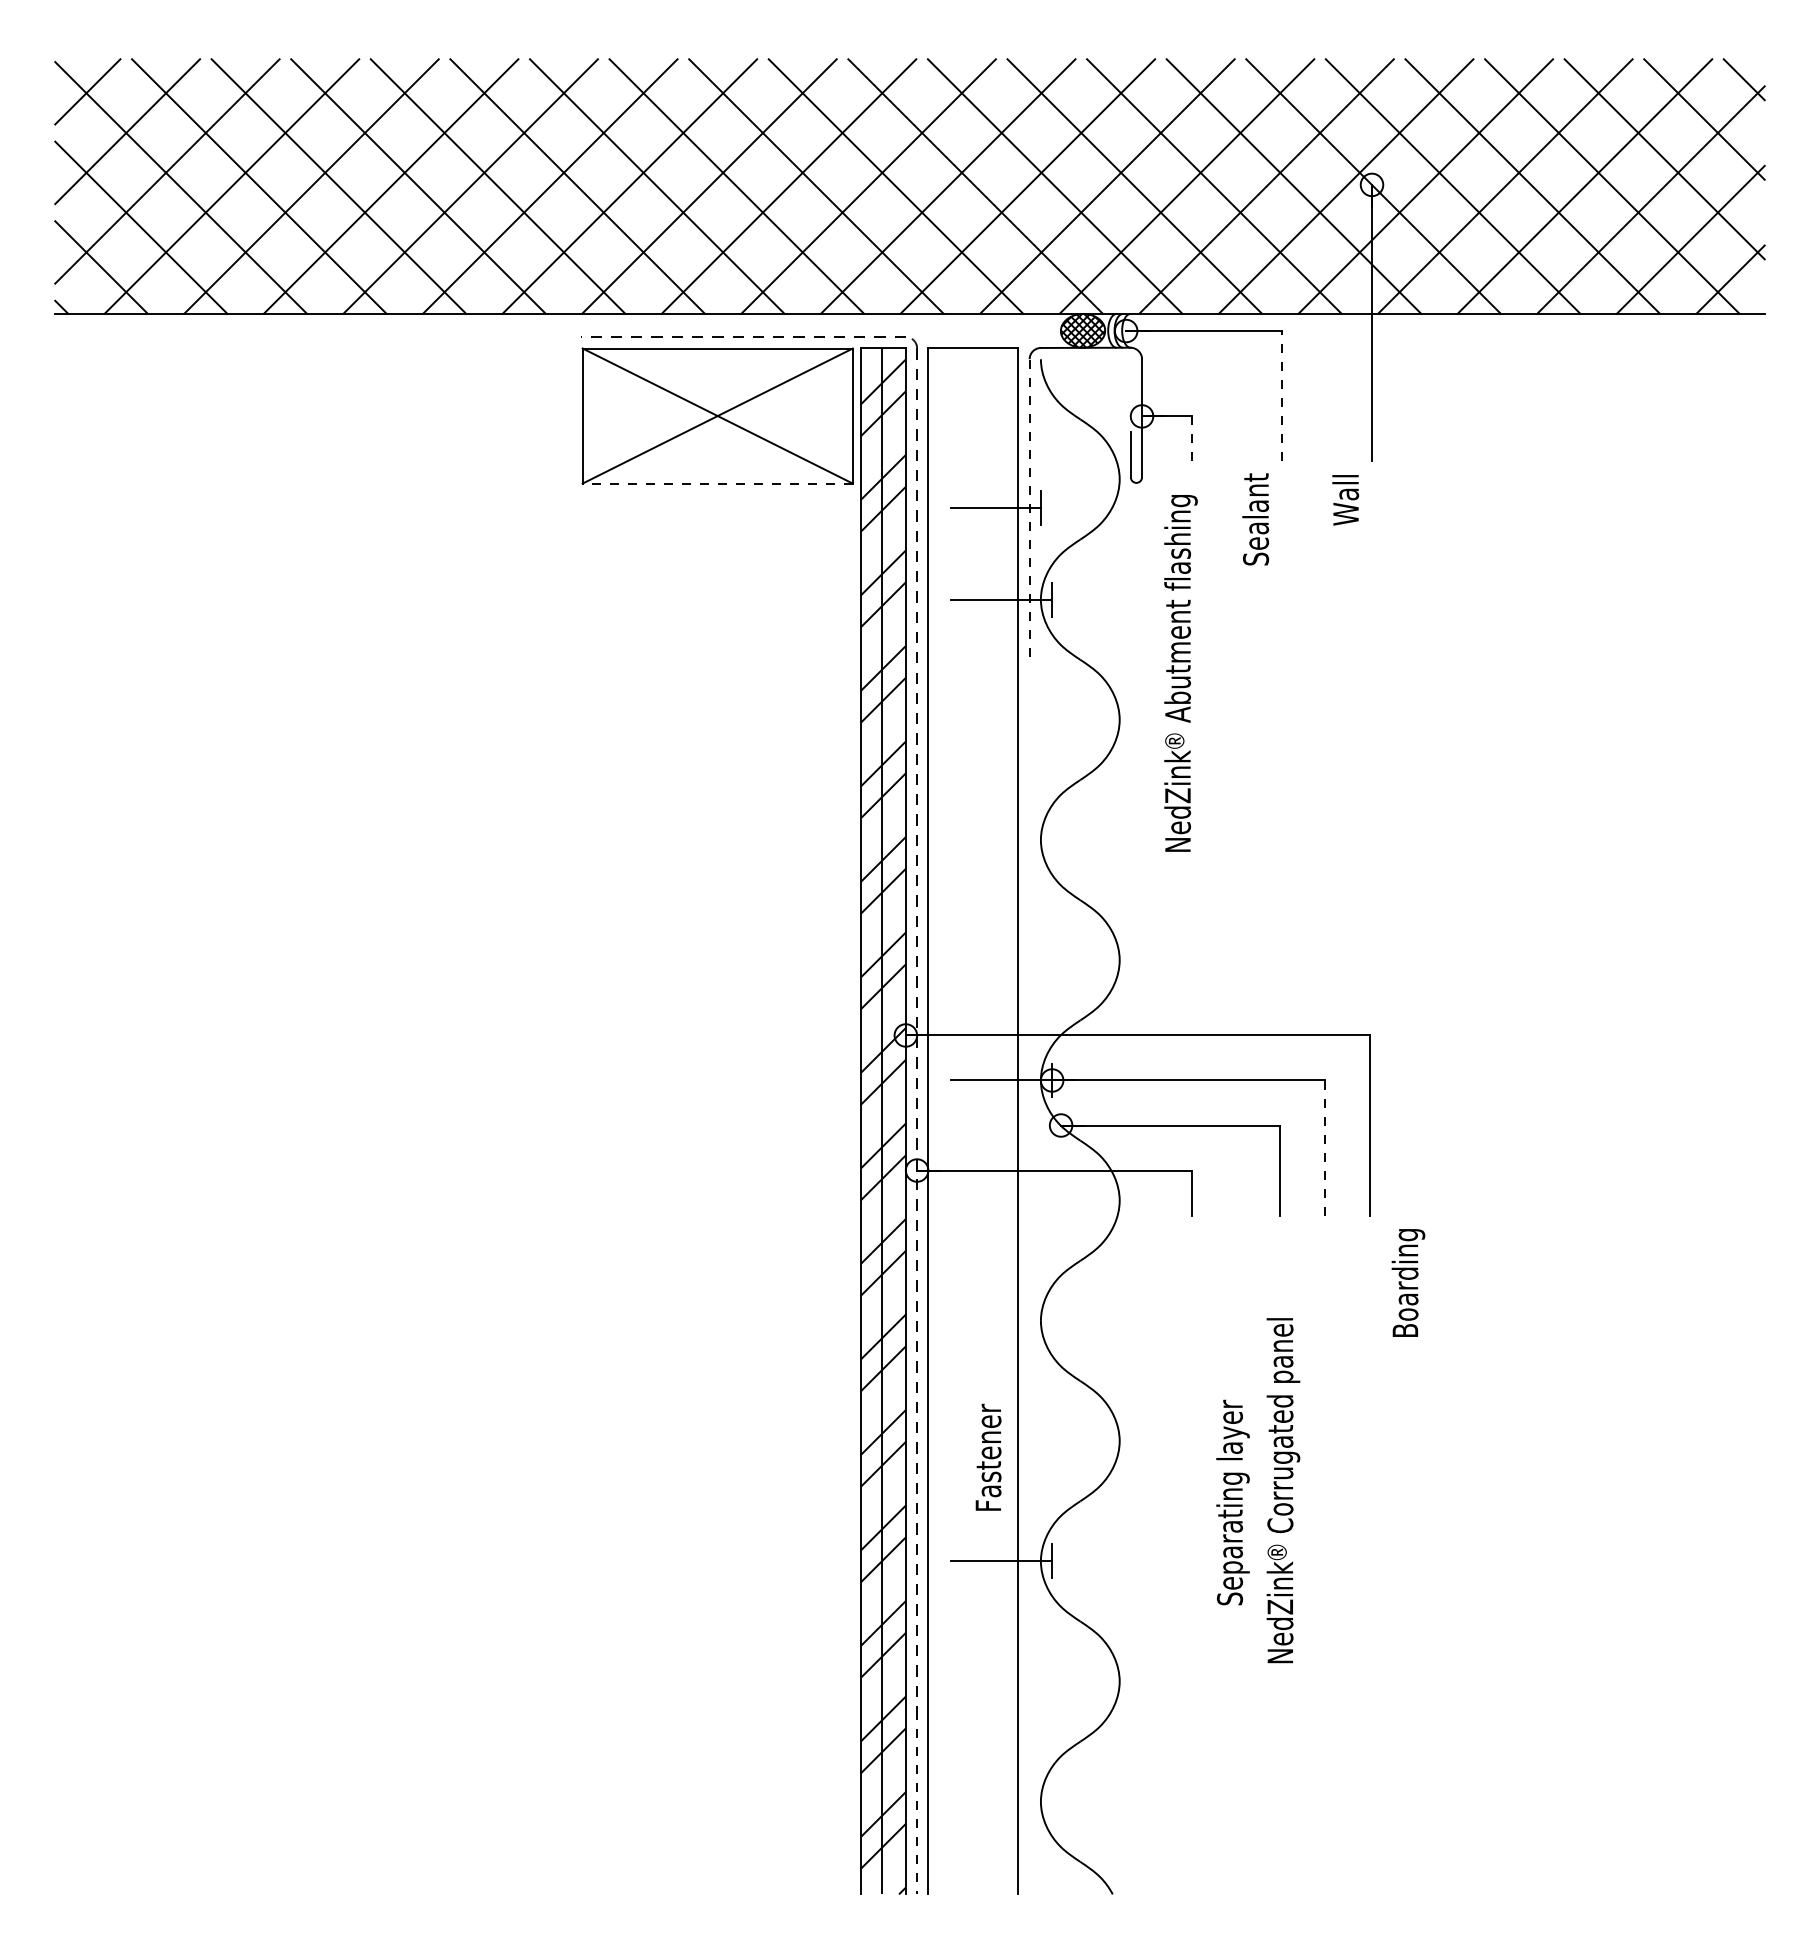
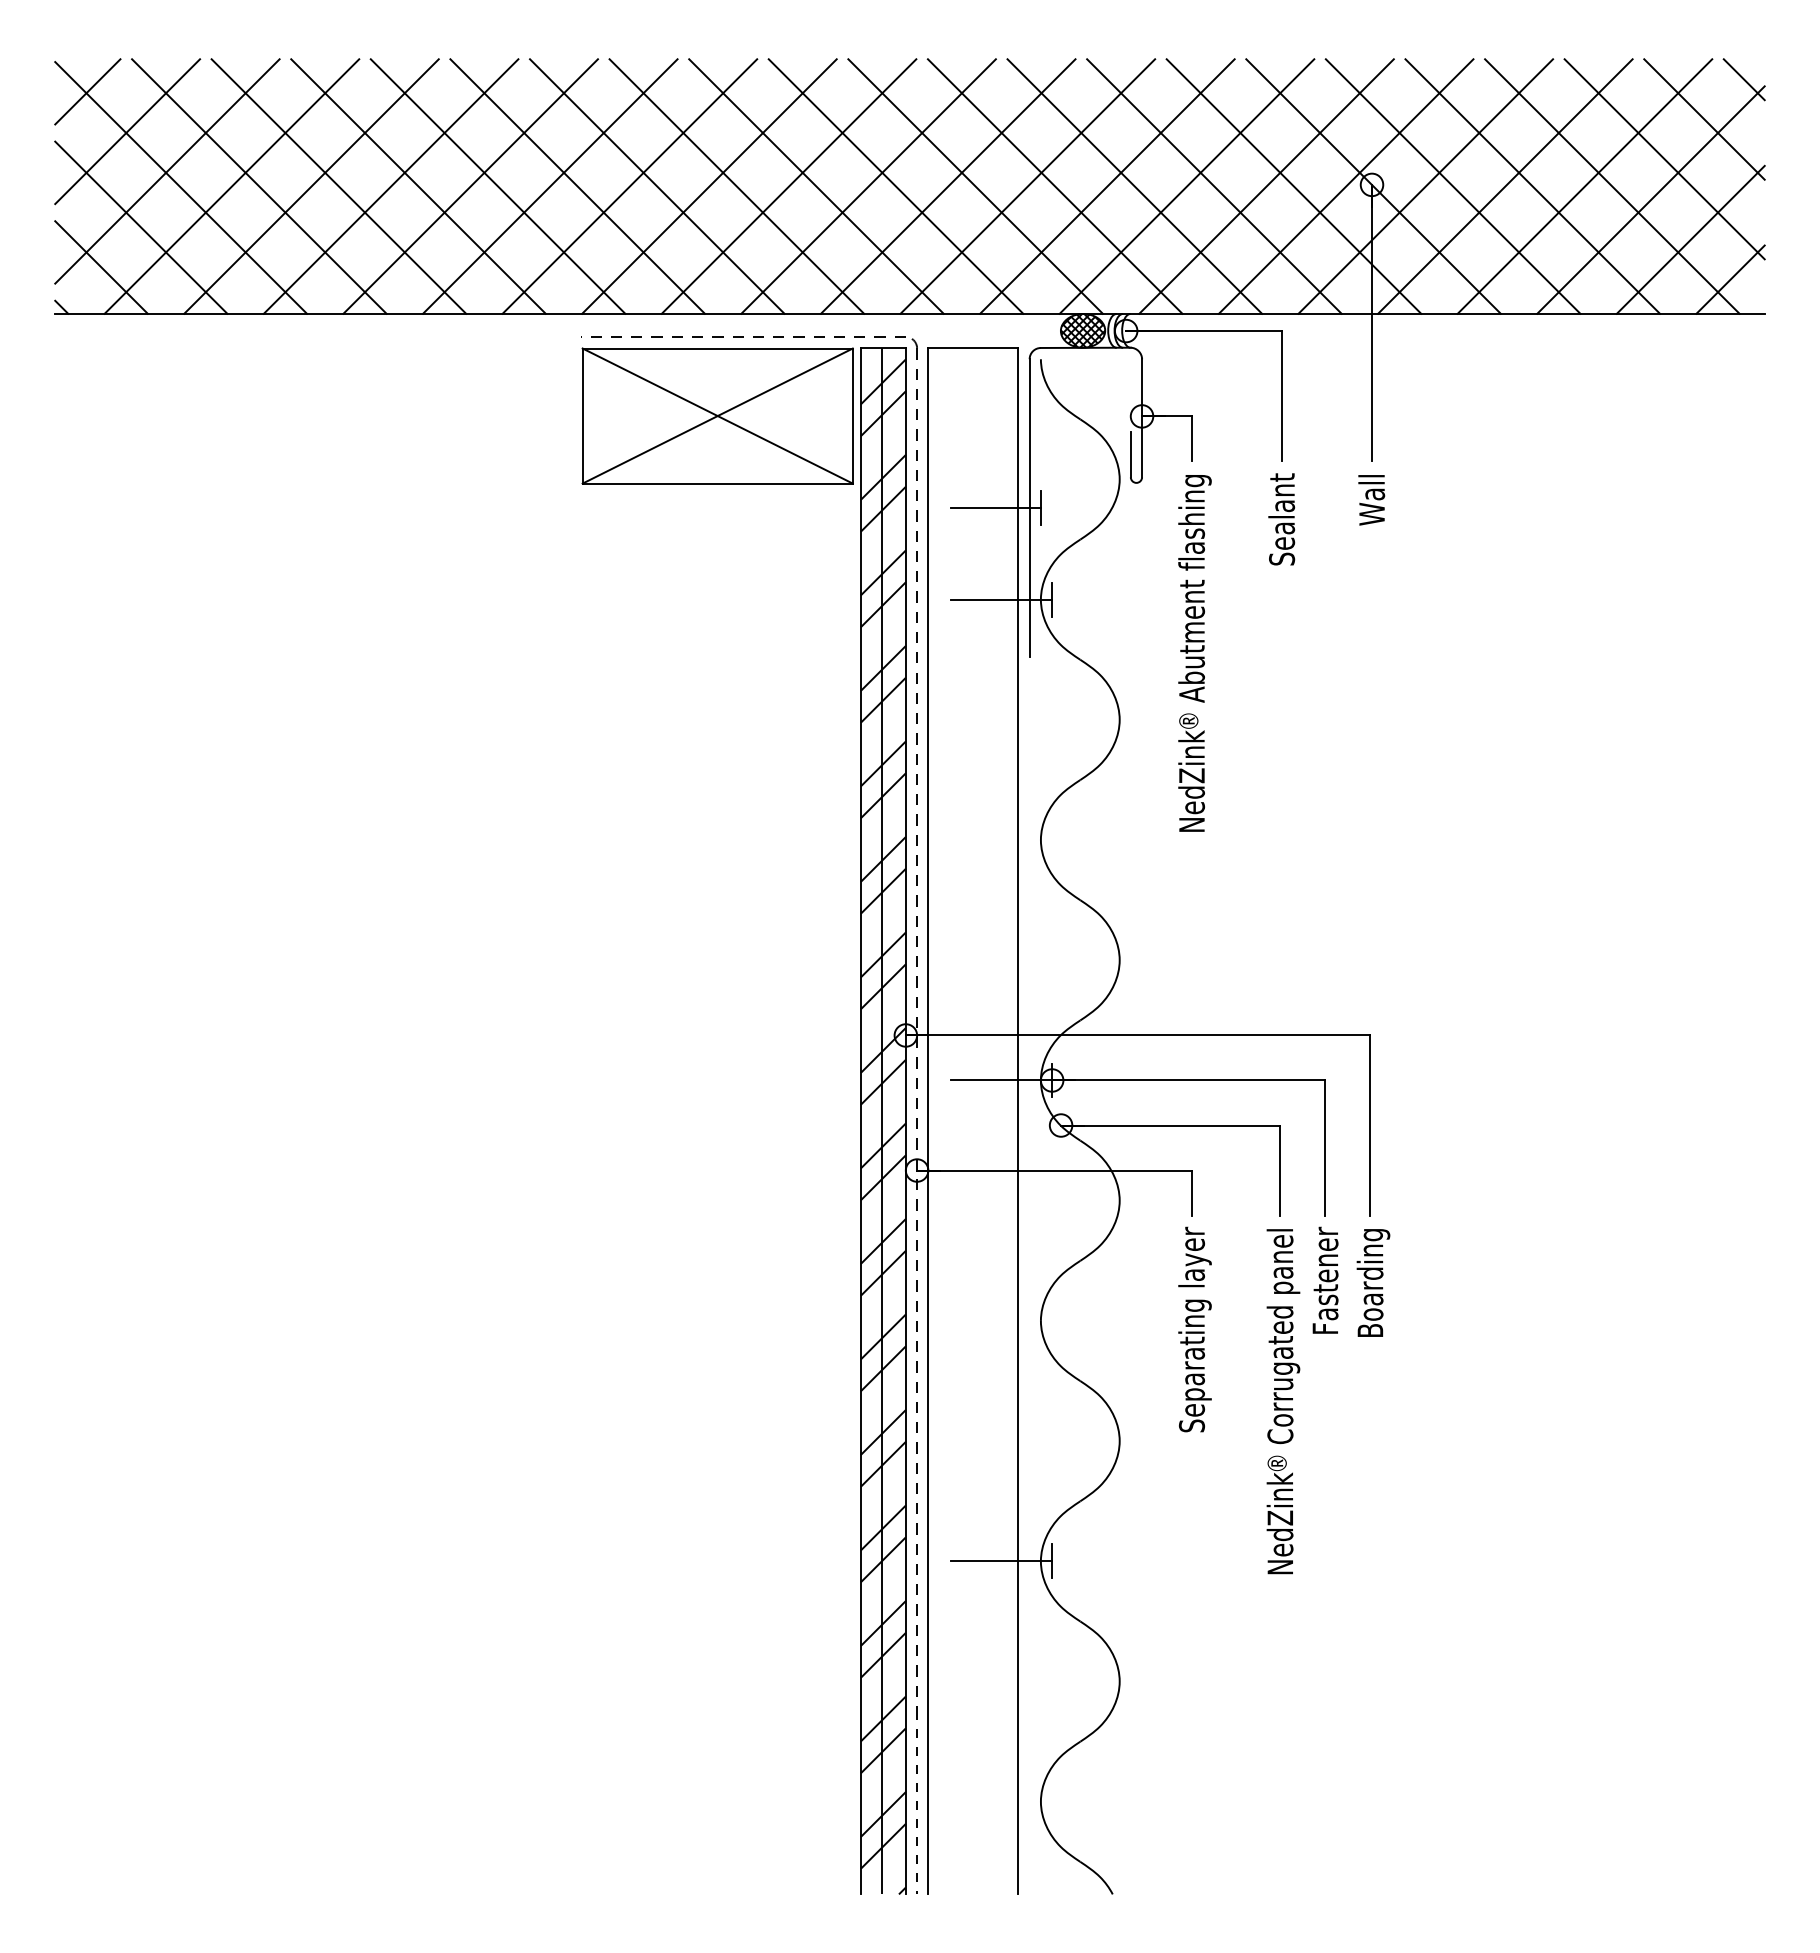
line: dashed -> solid (1281, 395)
line: dashed -> solid (1191, 438)
line: dashed -> solid (717, 483)
text position: (1345, 500) -> (1371, 500) (1371, 500)
line: dashed -> solid (1029, 508)
text position: (1255, 519) -> (1281, 519) (1281, 519)
text position: (1180, 673) -> (1194, 653) (1194, 653)
line: dashed -> solid (1325, 1148)
text position: (1408, 1282) -> (1373, 1282) (1373, 1282)
text position: (988, 1456) -> (1325, 1279) (1325, 1279)
text position: (1283, 1490) -> (1283, 1401) (1283, 1401)
text position: (1232, 1502) -> (1194, 1329) (1194, 1329)
